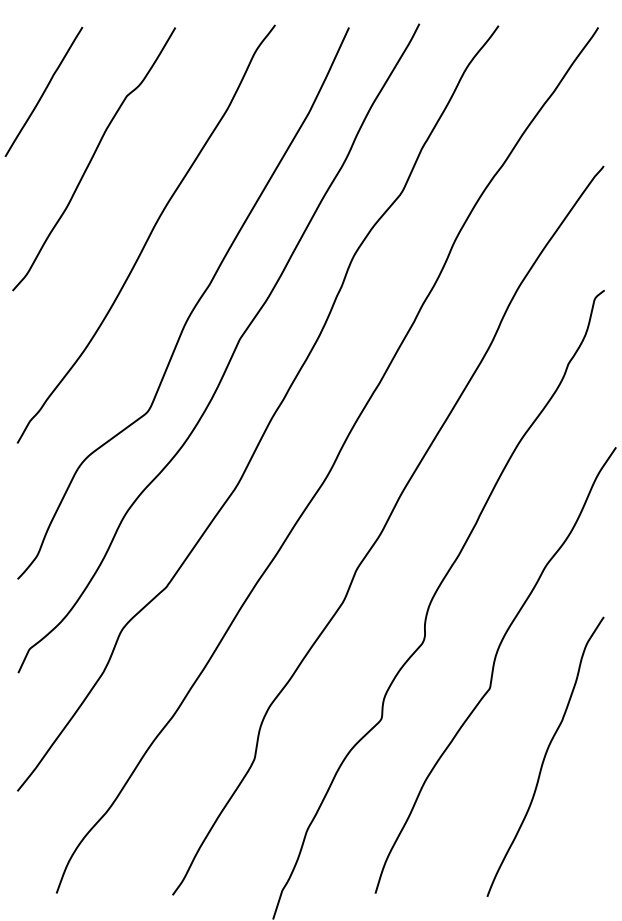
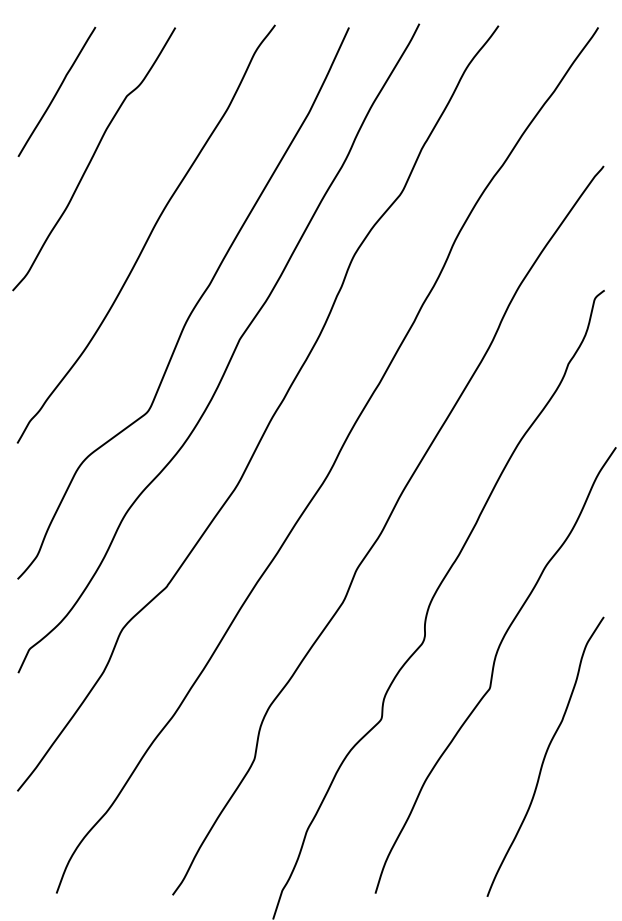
line position: (43, 91) -> (56, 91) (56, 91)
